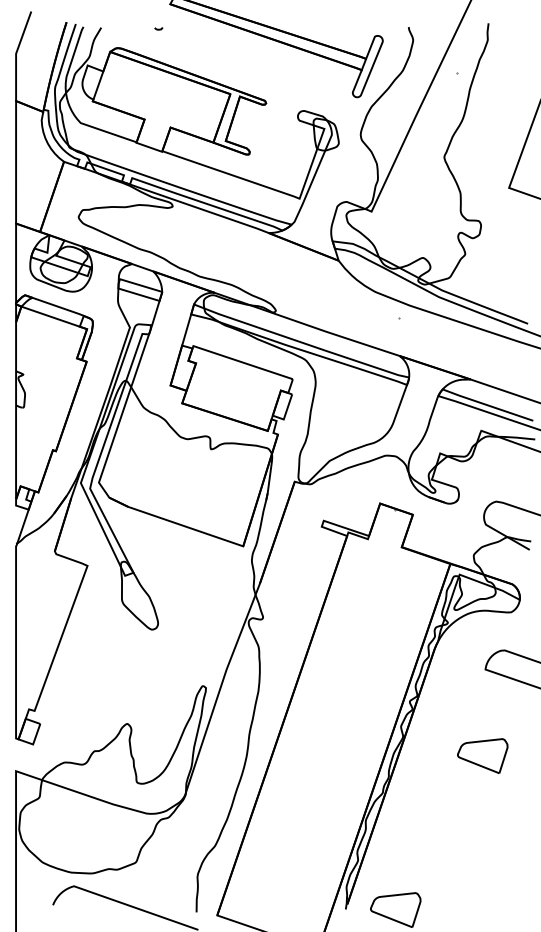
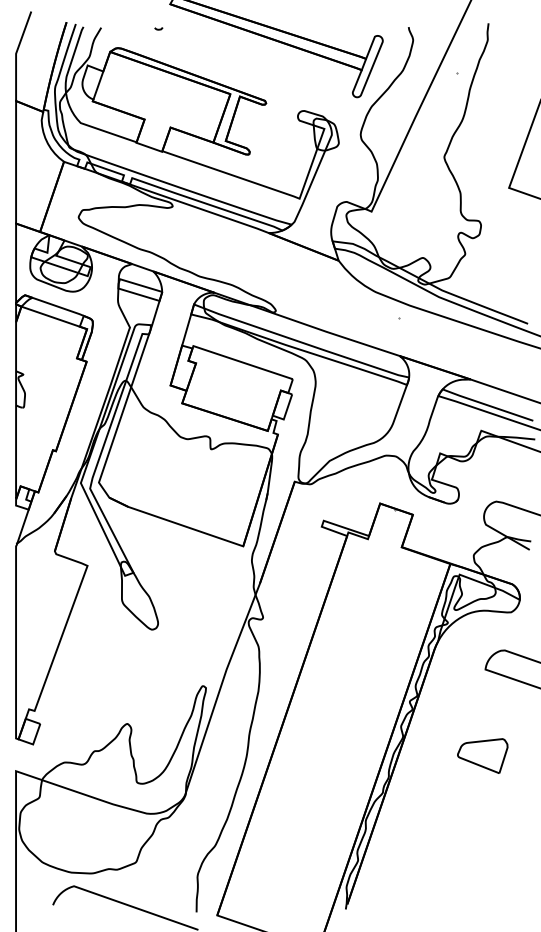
part: present -> none (395, 909)
